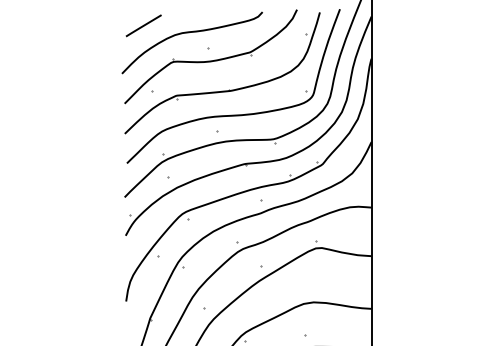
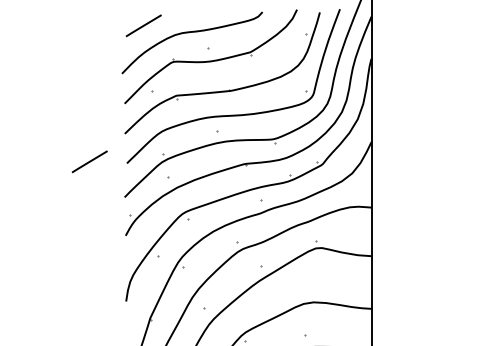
line: none -> present (89, 161)
